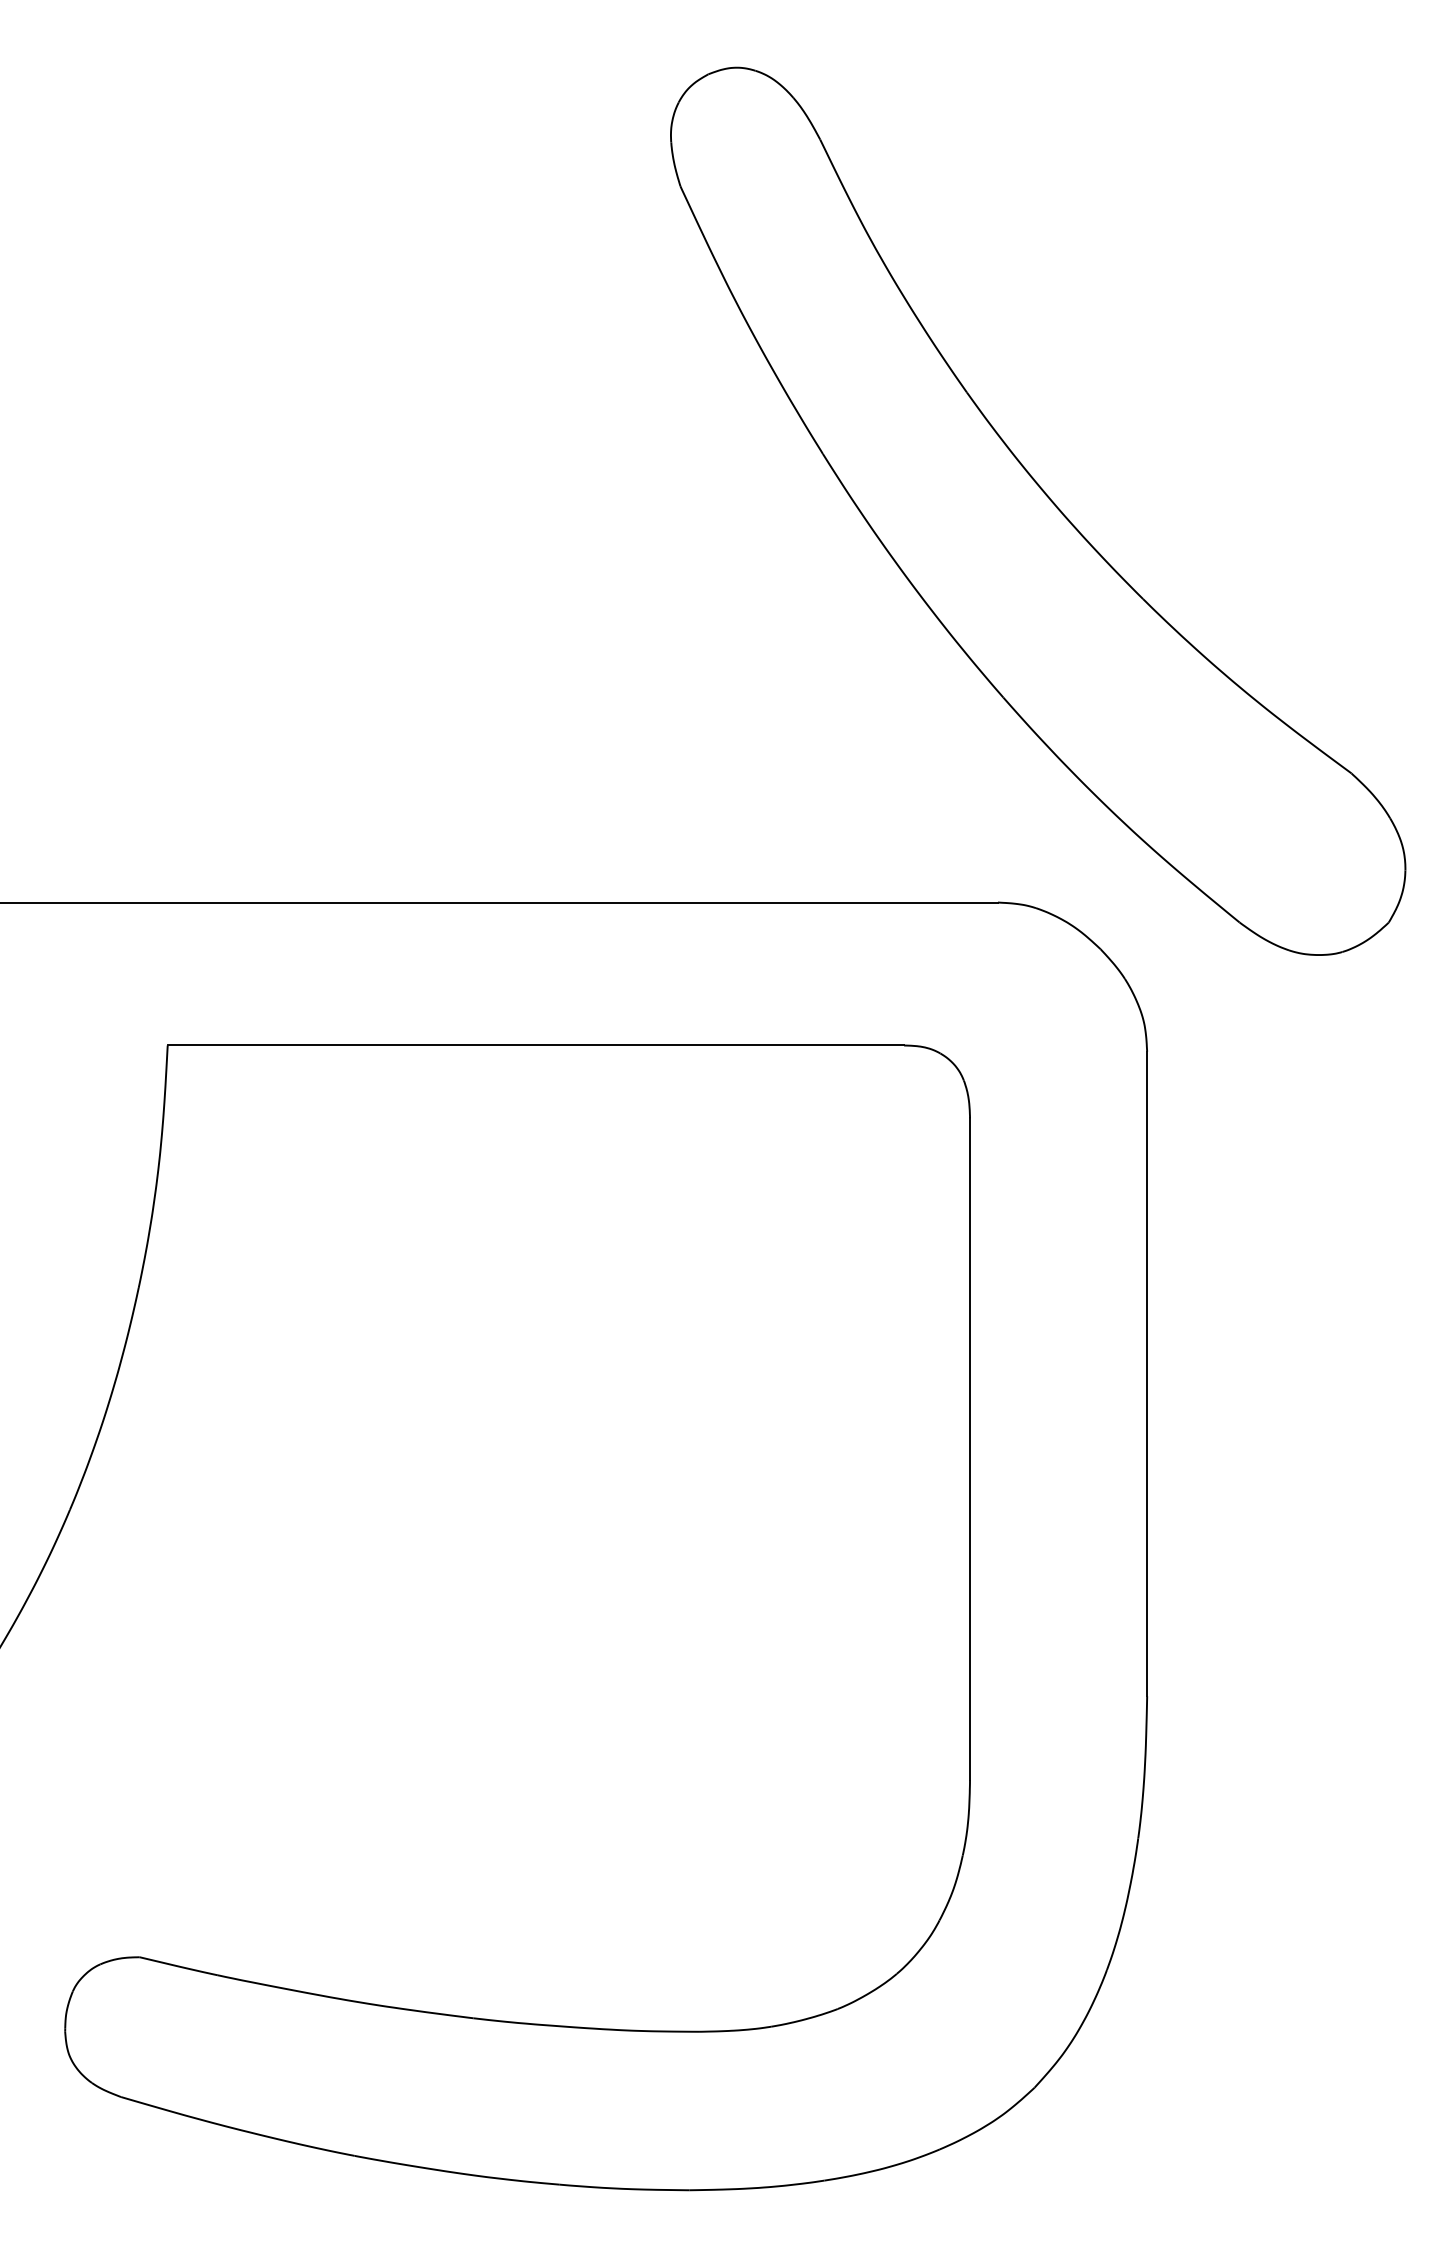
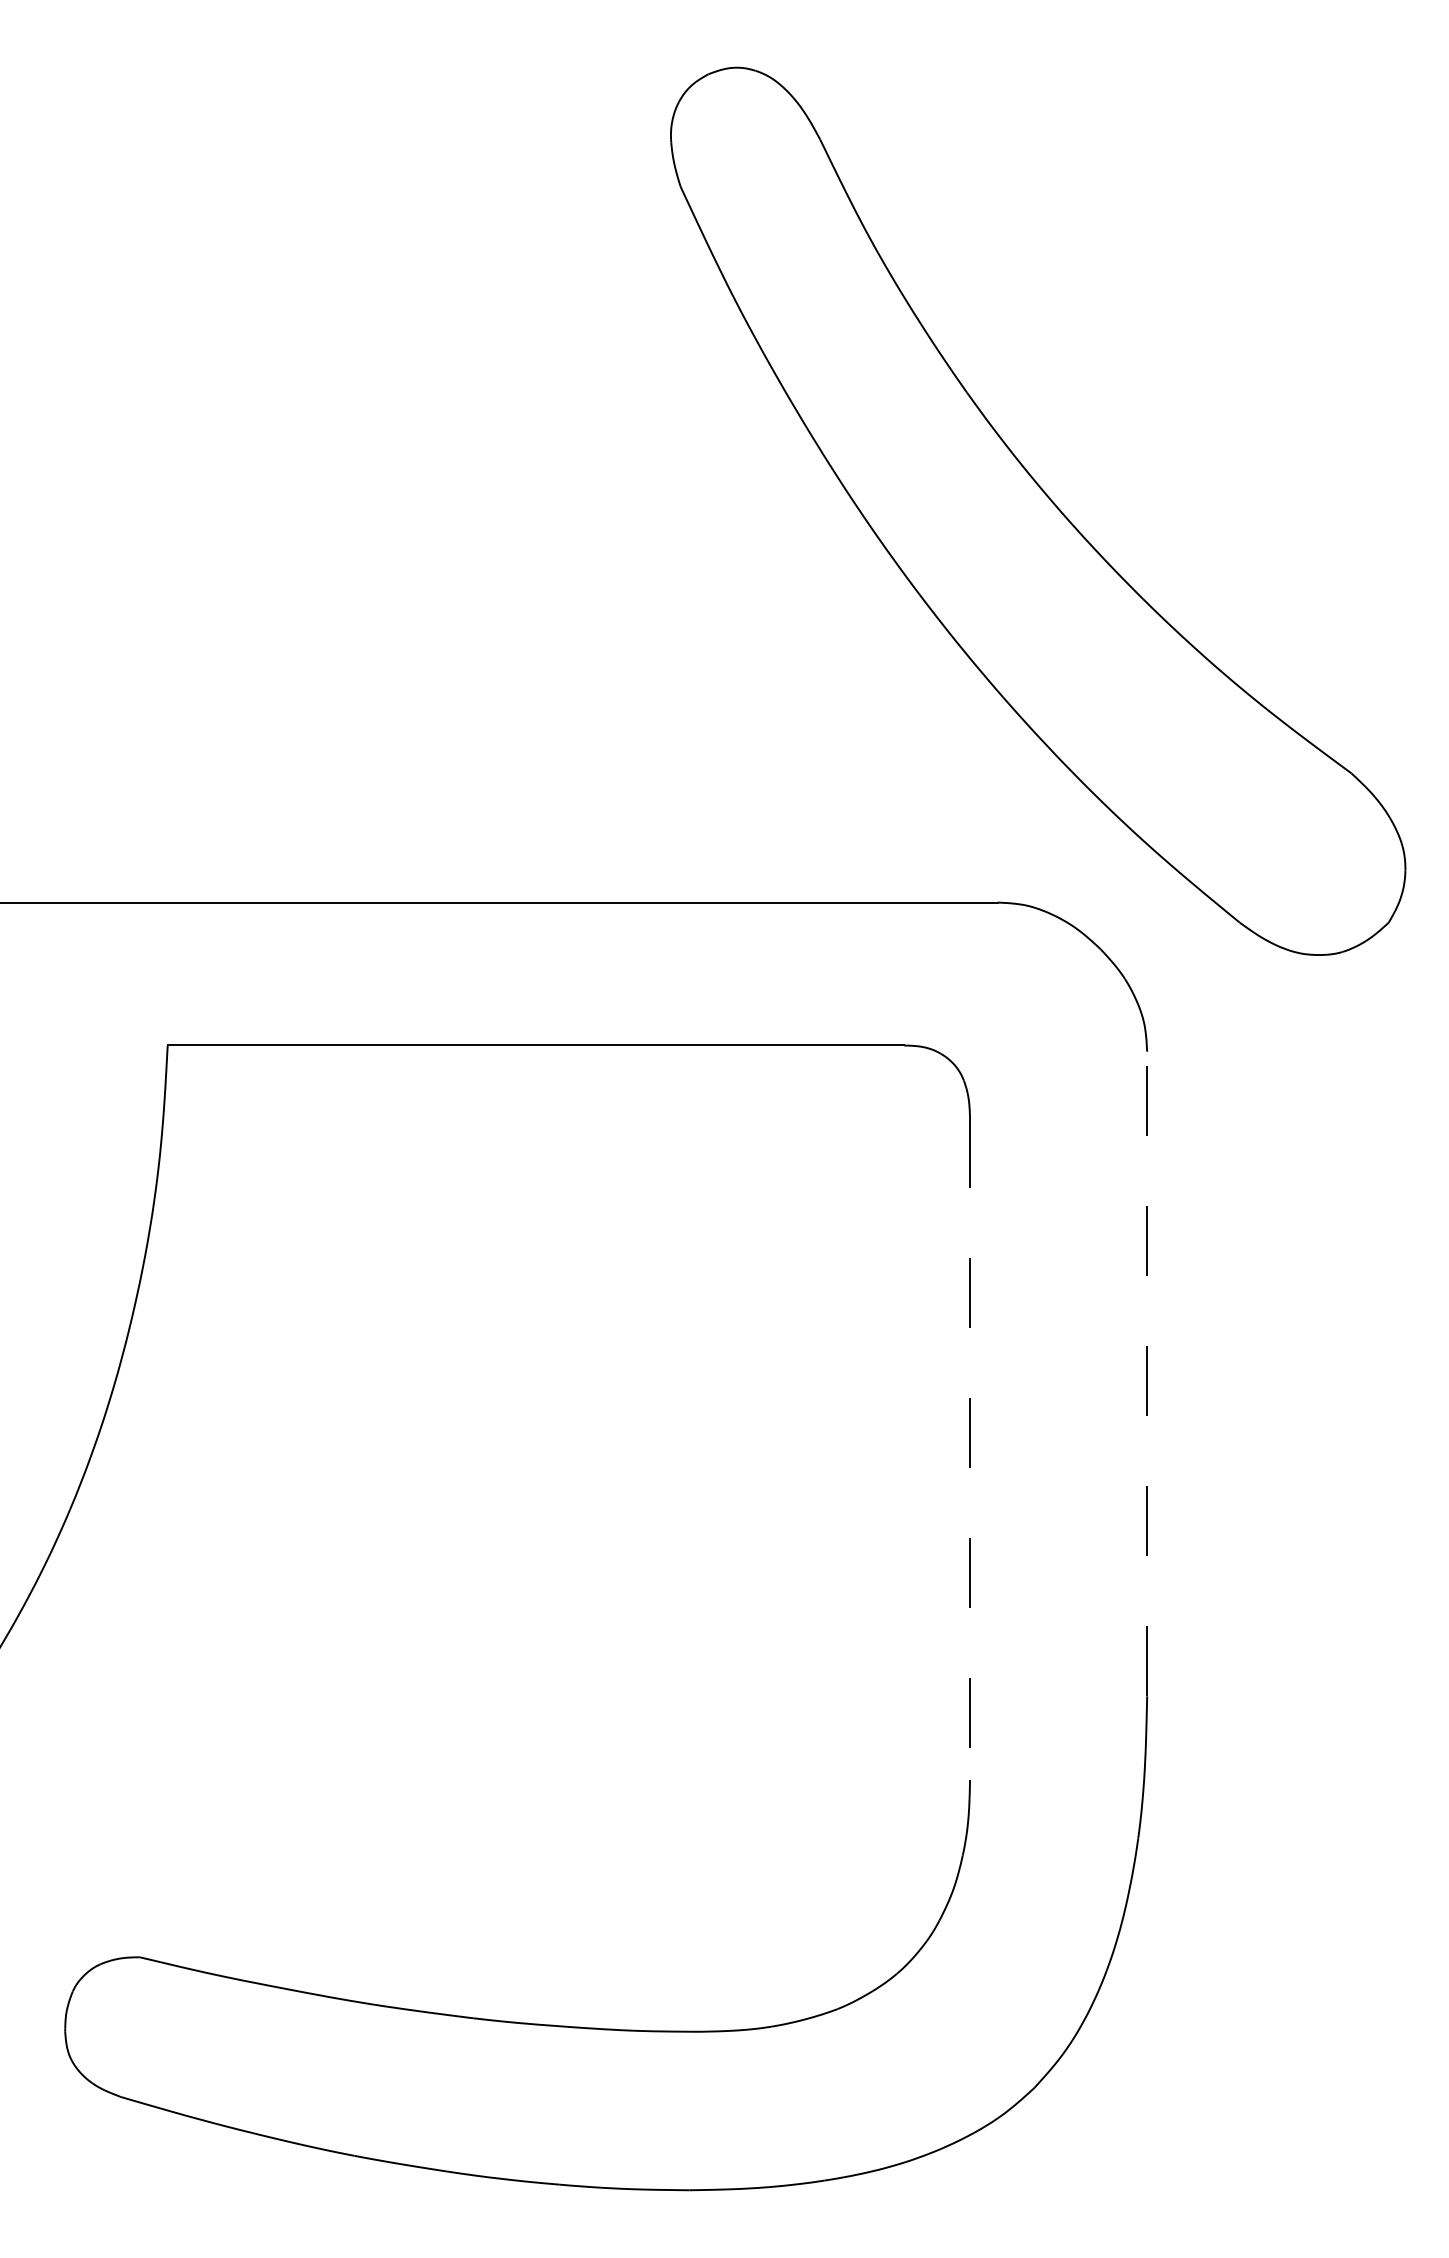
line: solid -> dashed (1147, 1373)
line: solid -> dashed (970, 1449)
